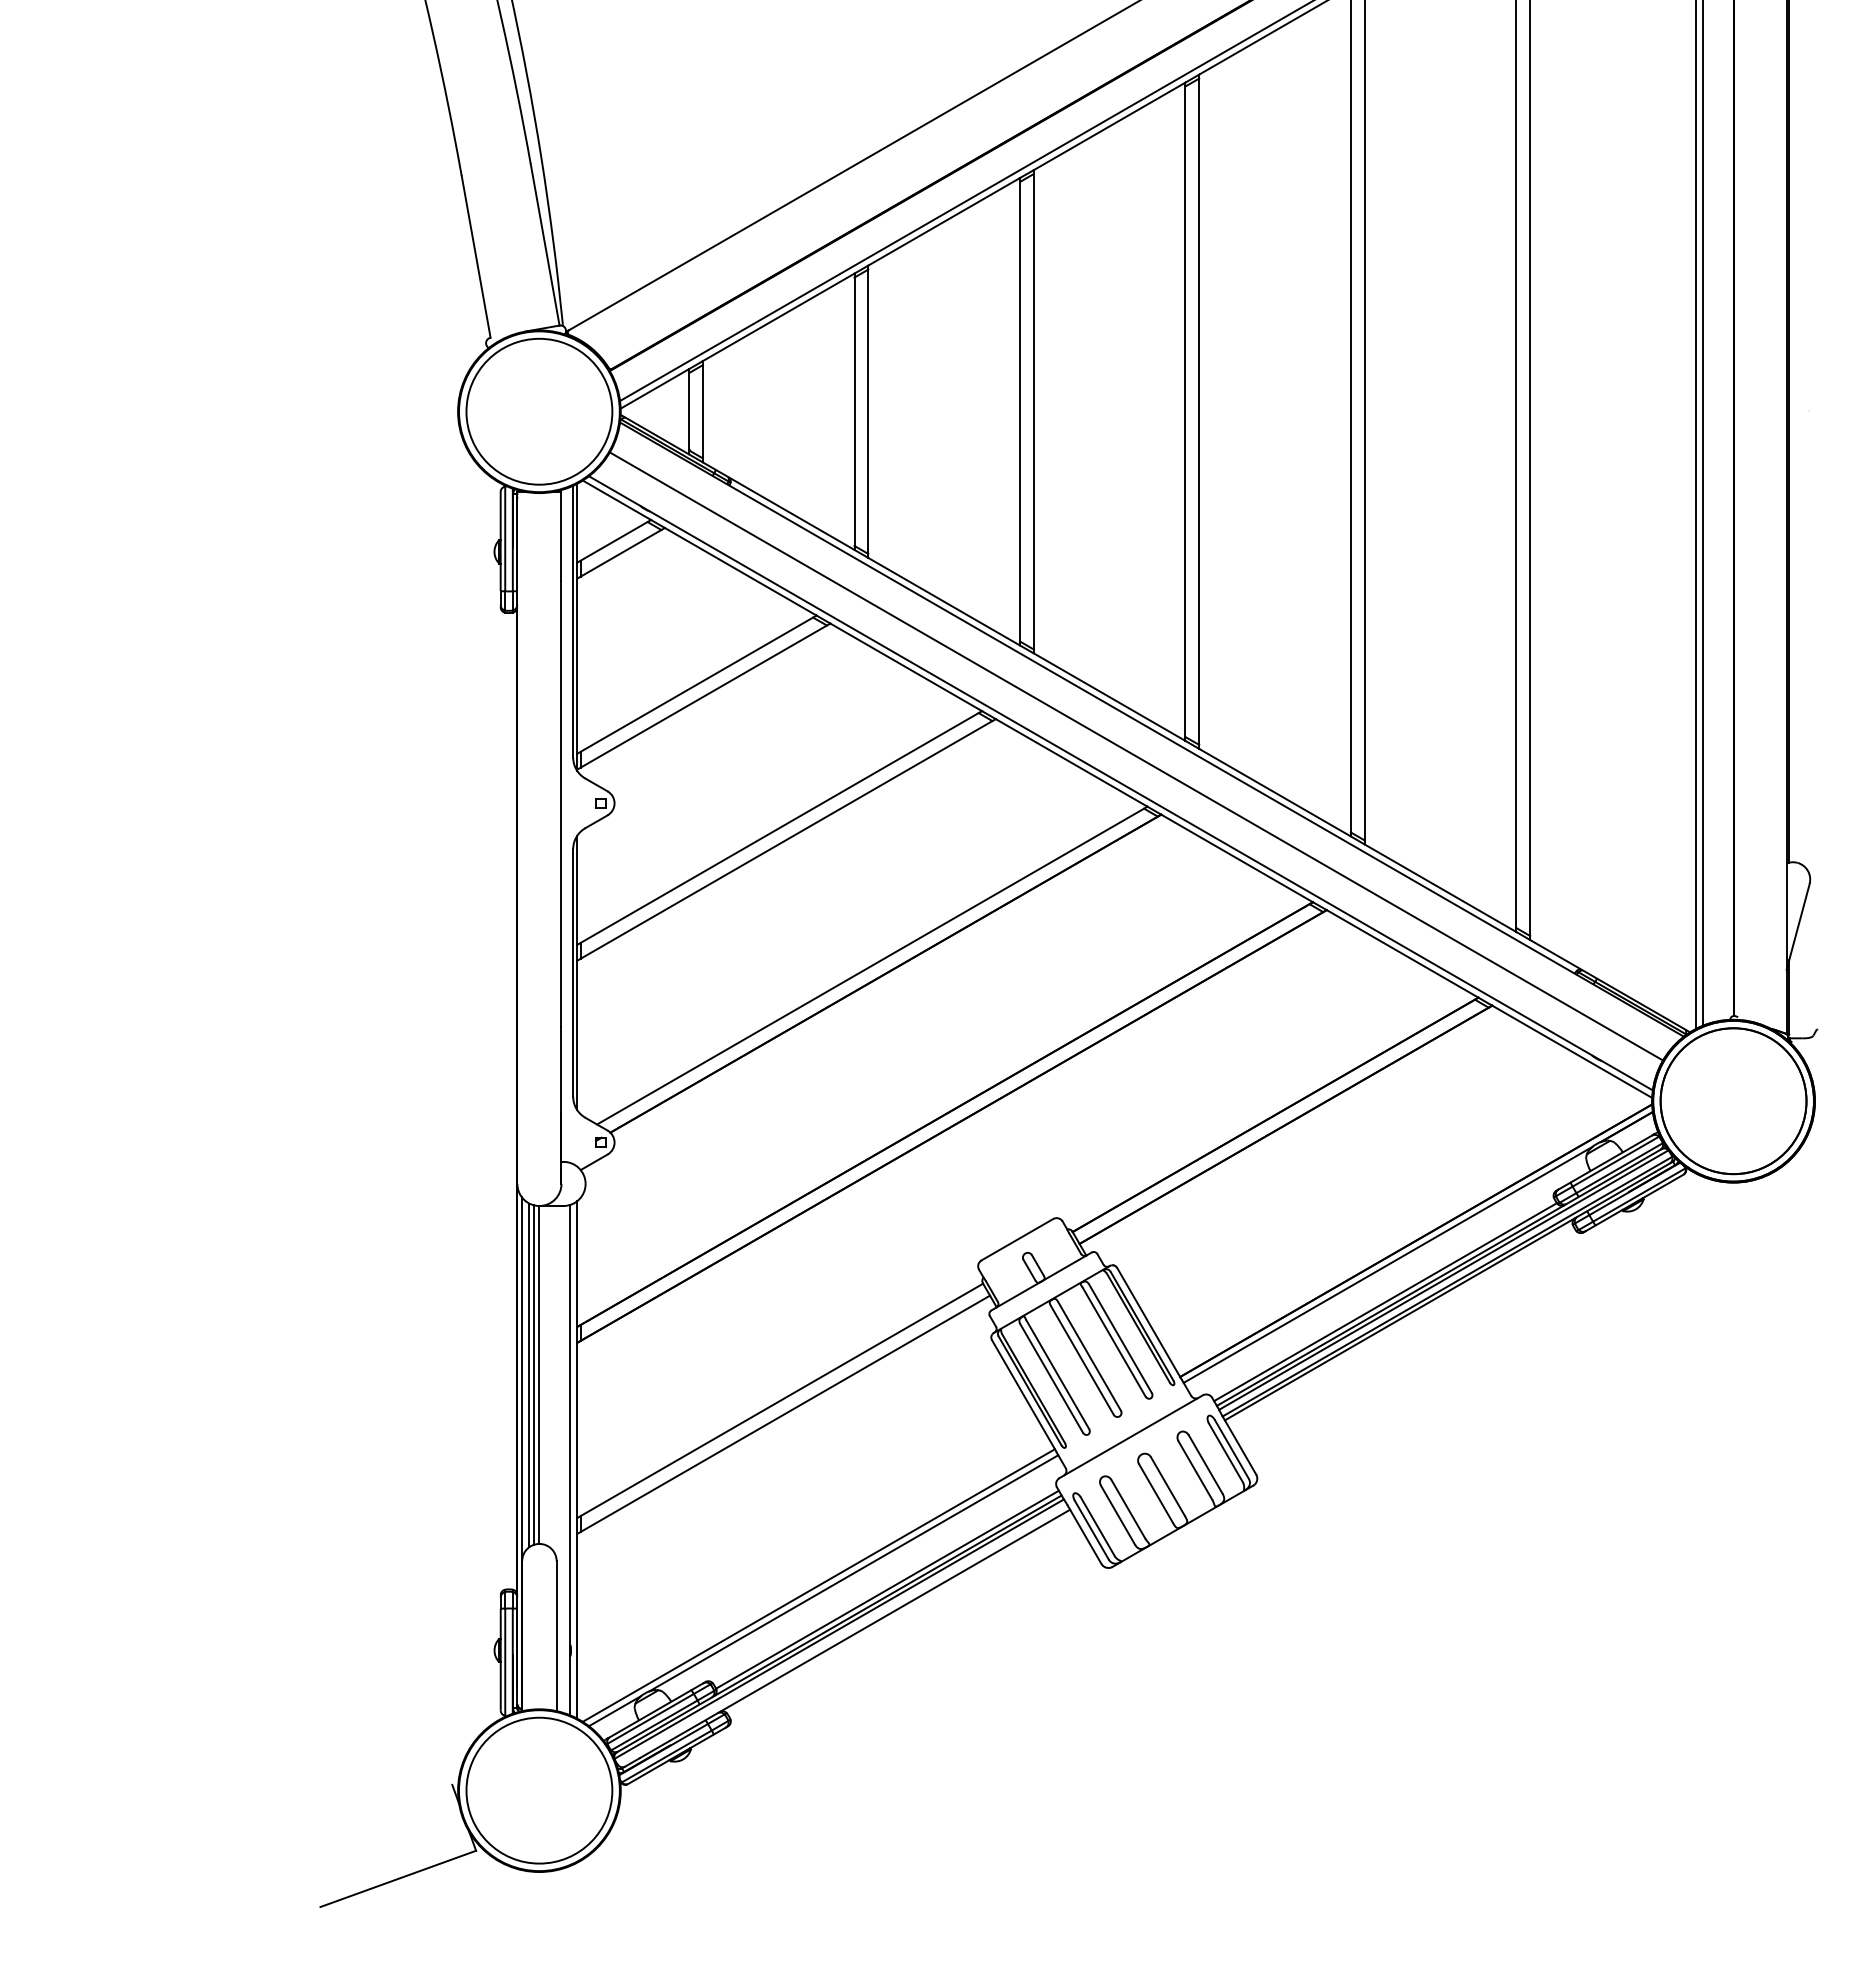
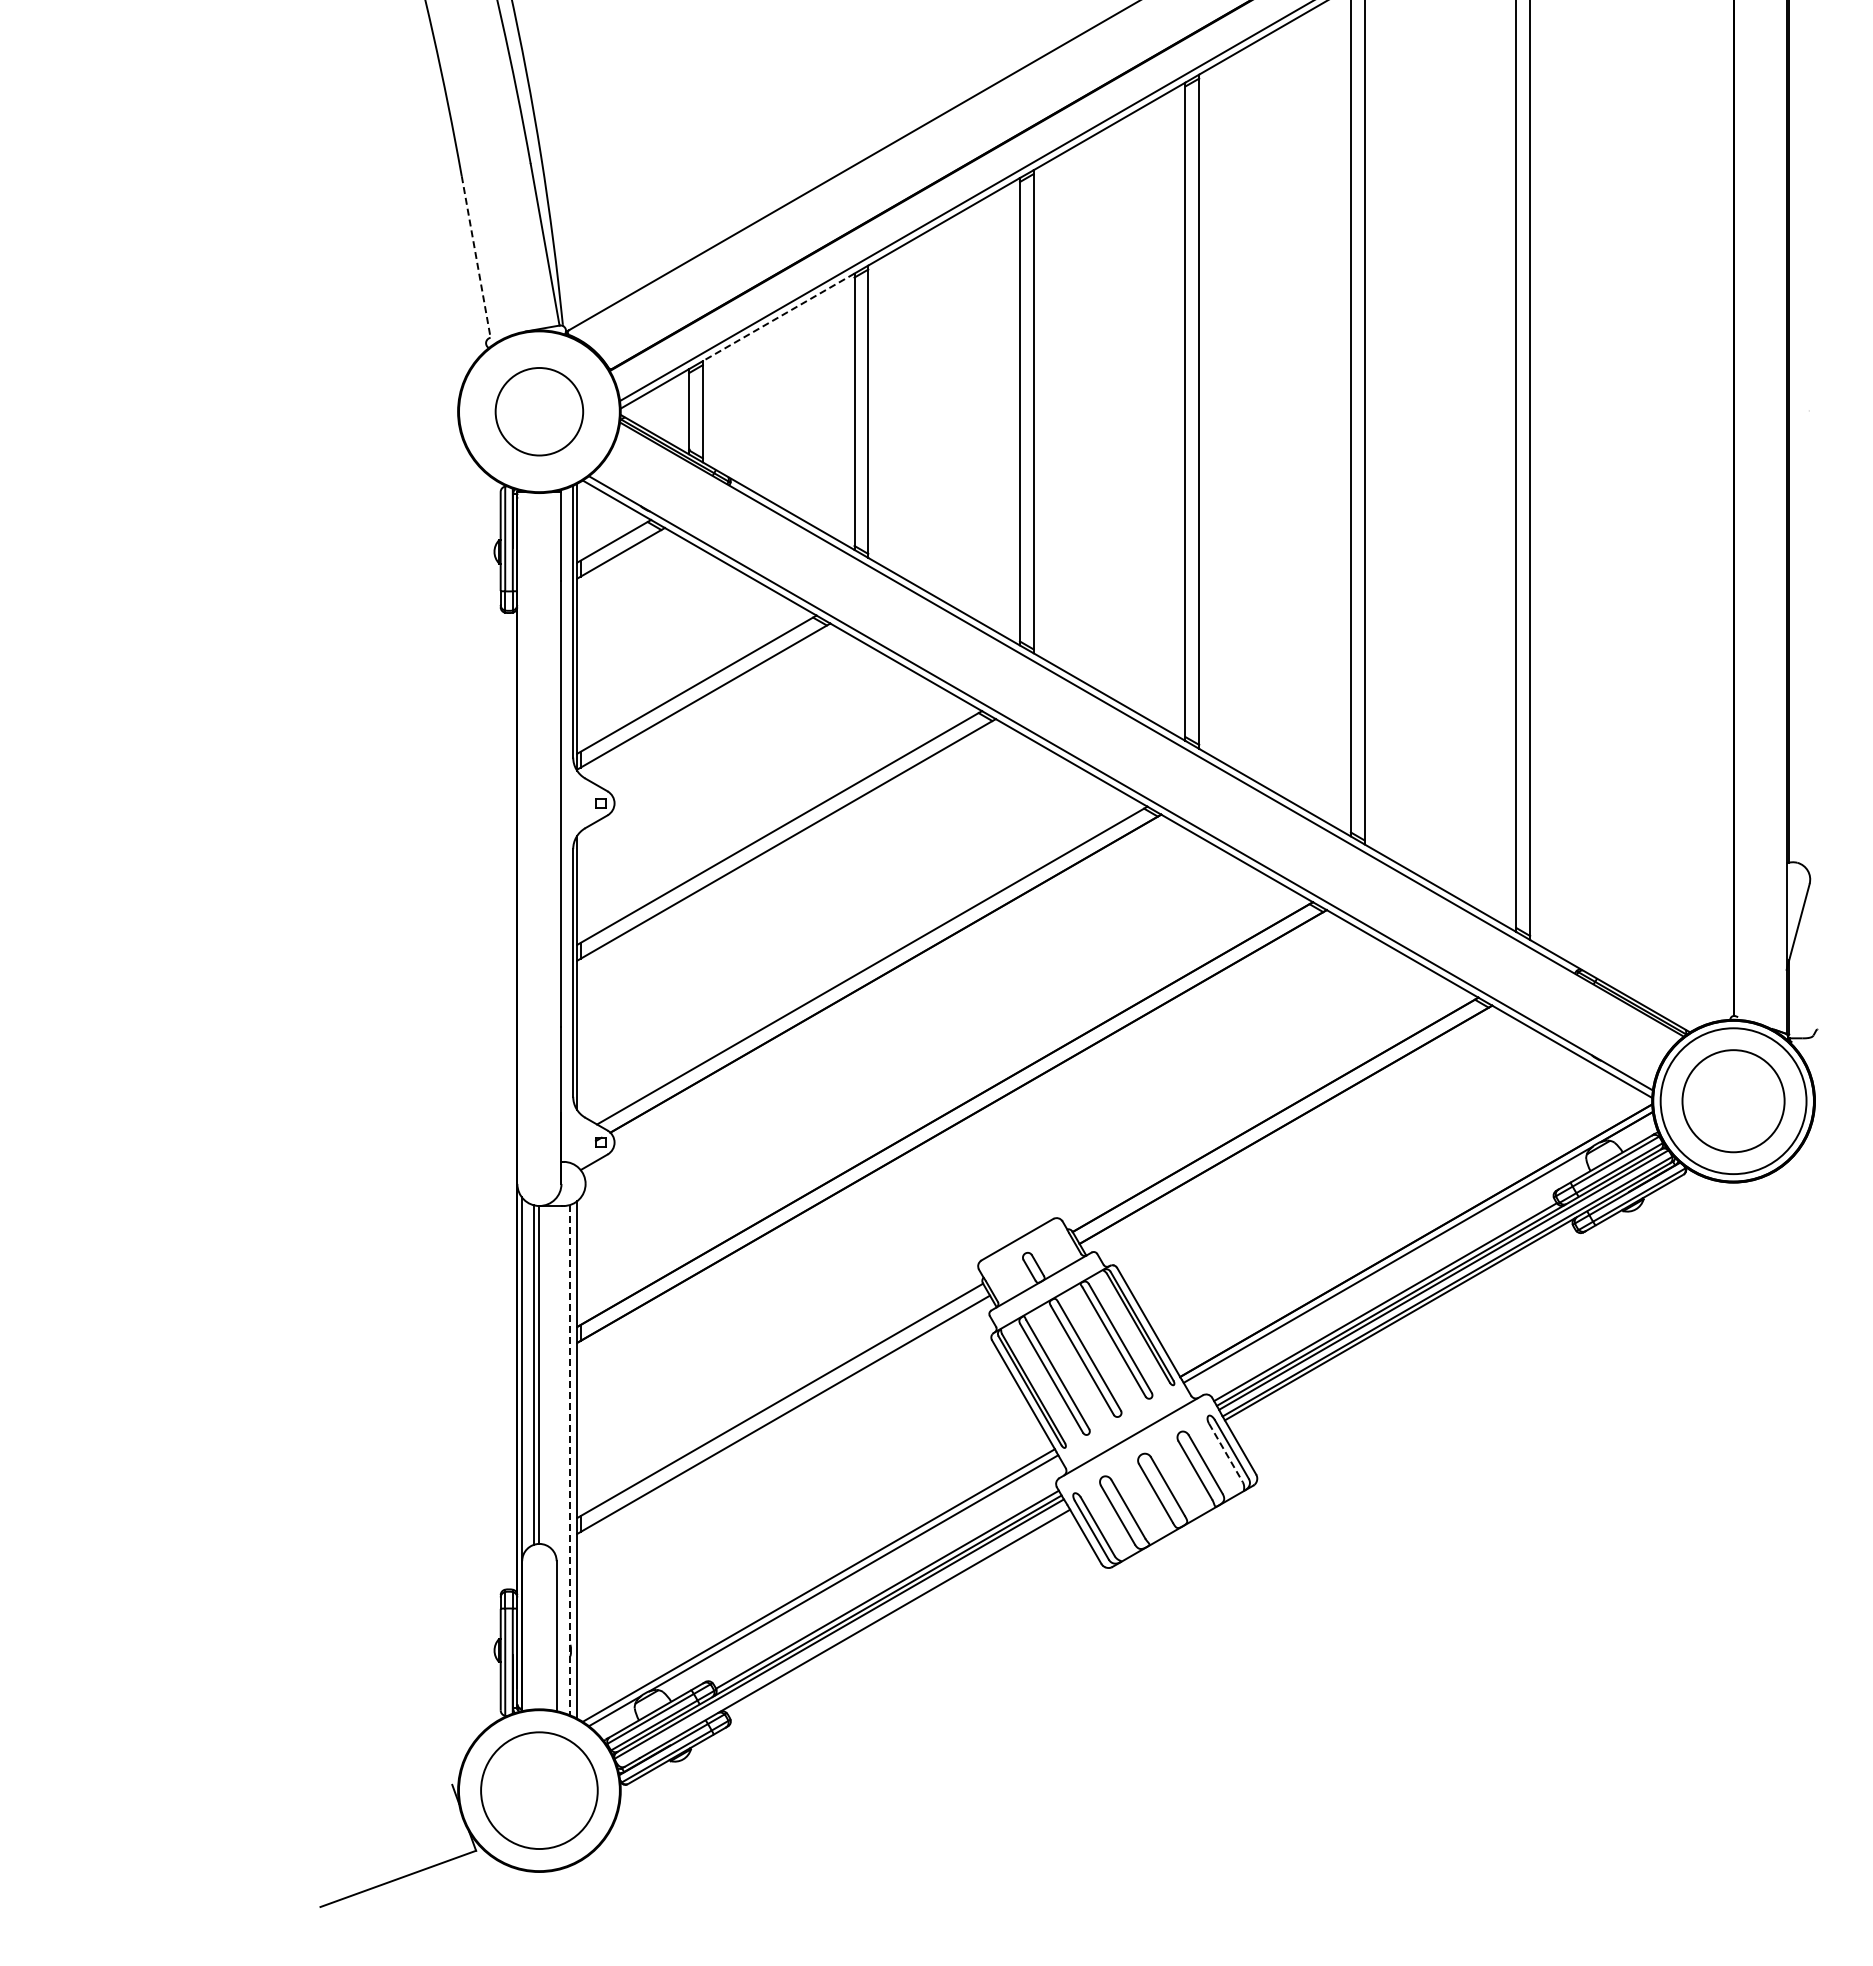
line: solid -> dashed (476, 257)
line: solid -> dashed (778, 317)
circle diameter: 146 px -> 88 px (539, 411)
line: present -> none (1702, 514)
line: present -> none (1695, 515)
line: present -> none (1136, 756)
circle diameter: 146 px -> 102 px (1733, 1101)
line: present -> none (529, 1375)
line: solid -> dashed (1225, 1452)
line: solid -> dashed (570, 1460)
circle diameter: 146 px -> 117 px (539, 1790)
